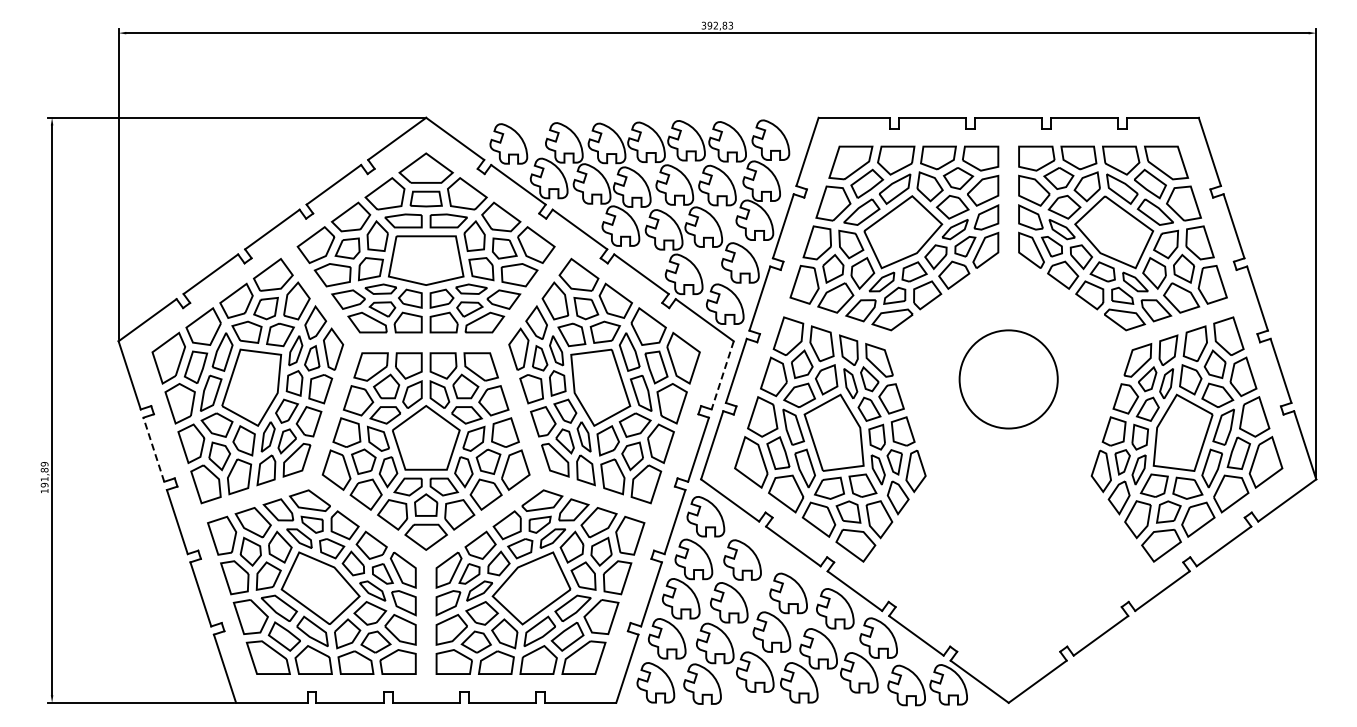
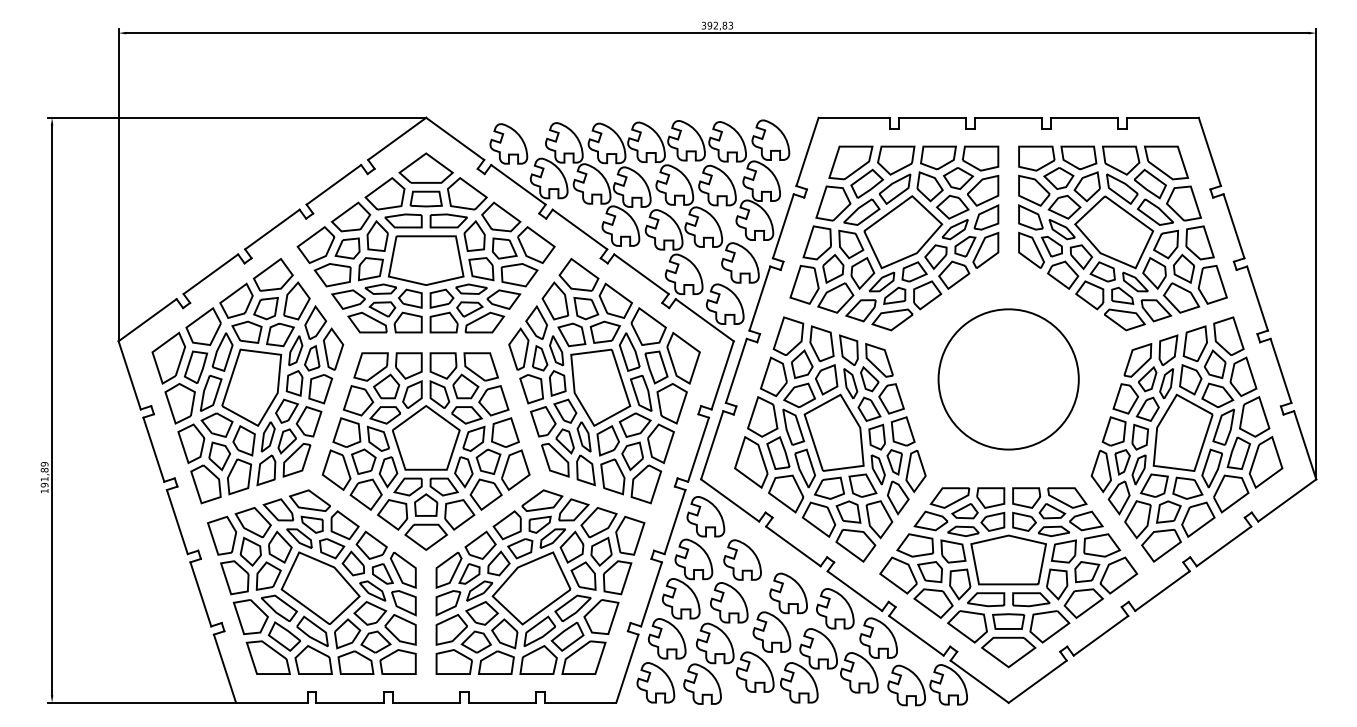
line: dashed -> solid (722, 375)
circle diameter: 98 px -> 140 px (1008, 379)
line: dashed -> solid (153, 449)
part: none -> present (1008, 577)
